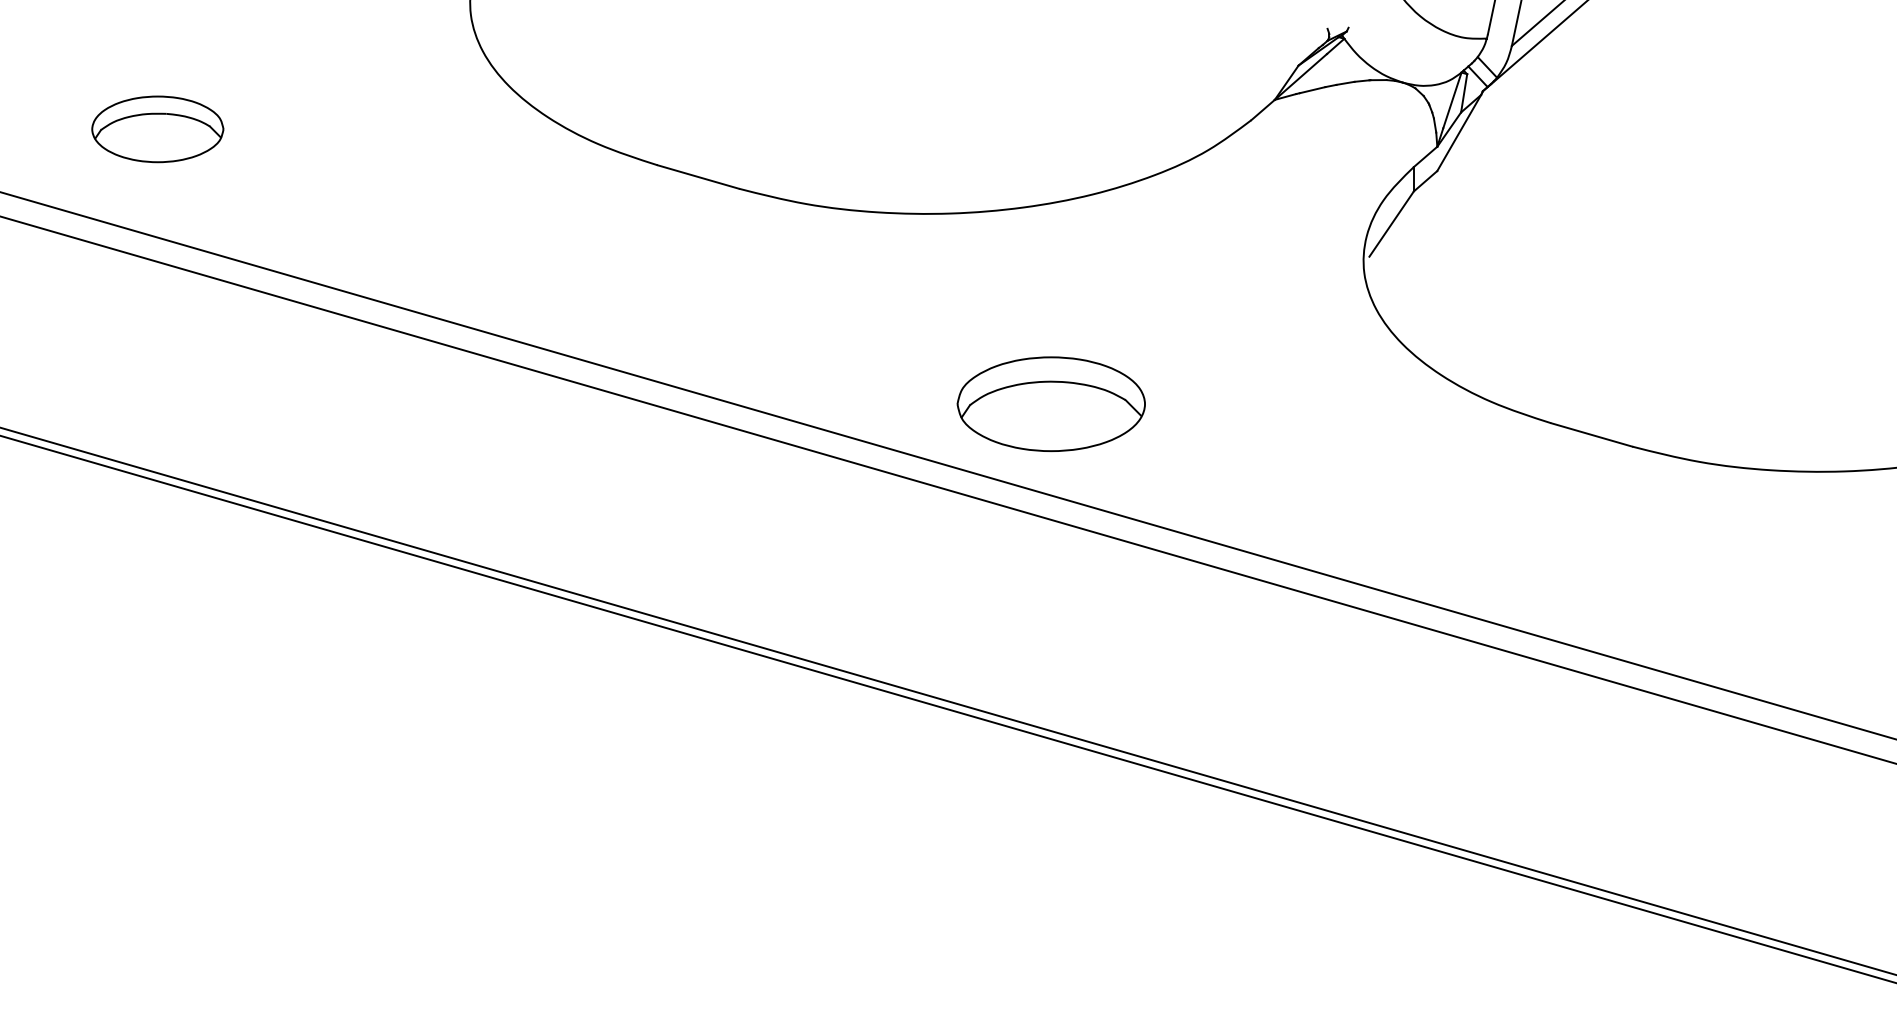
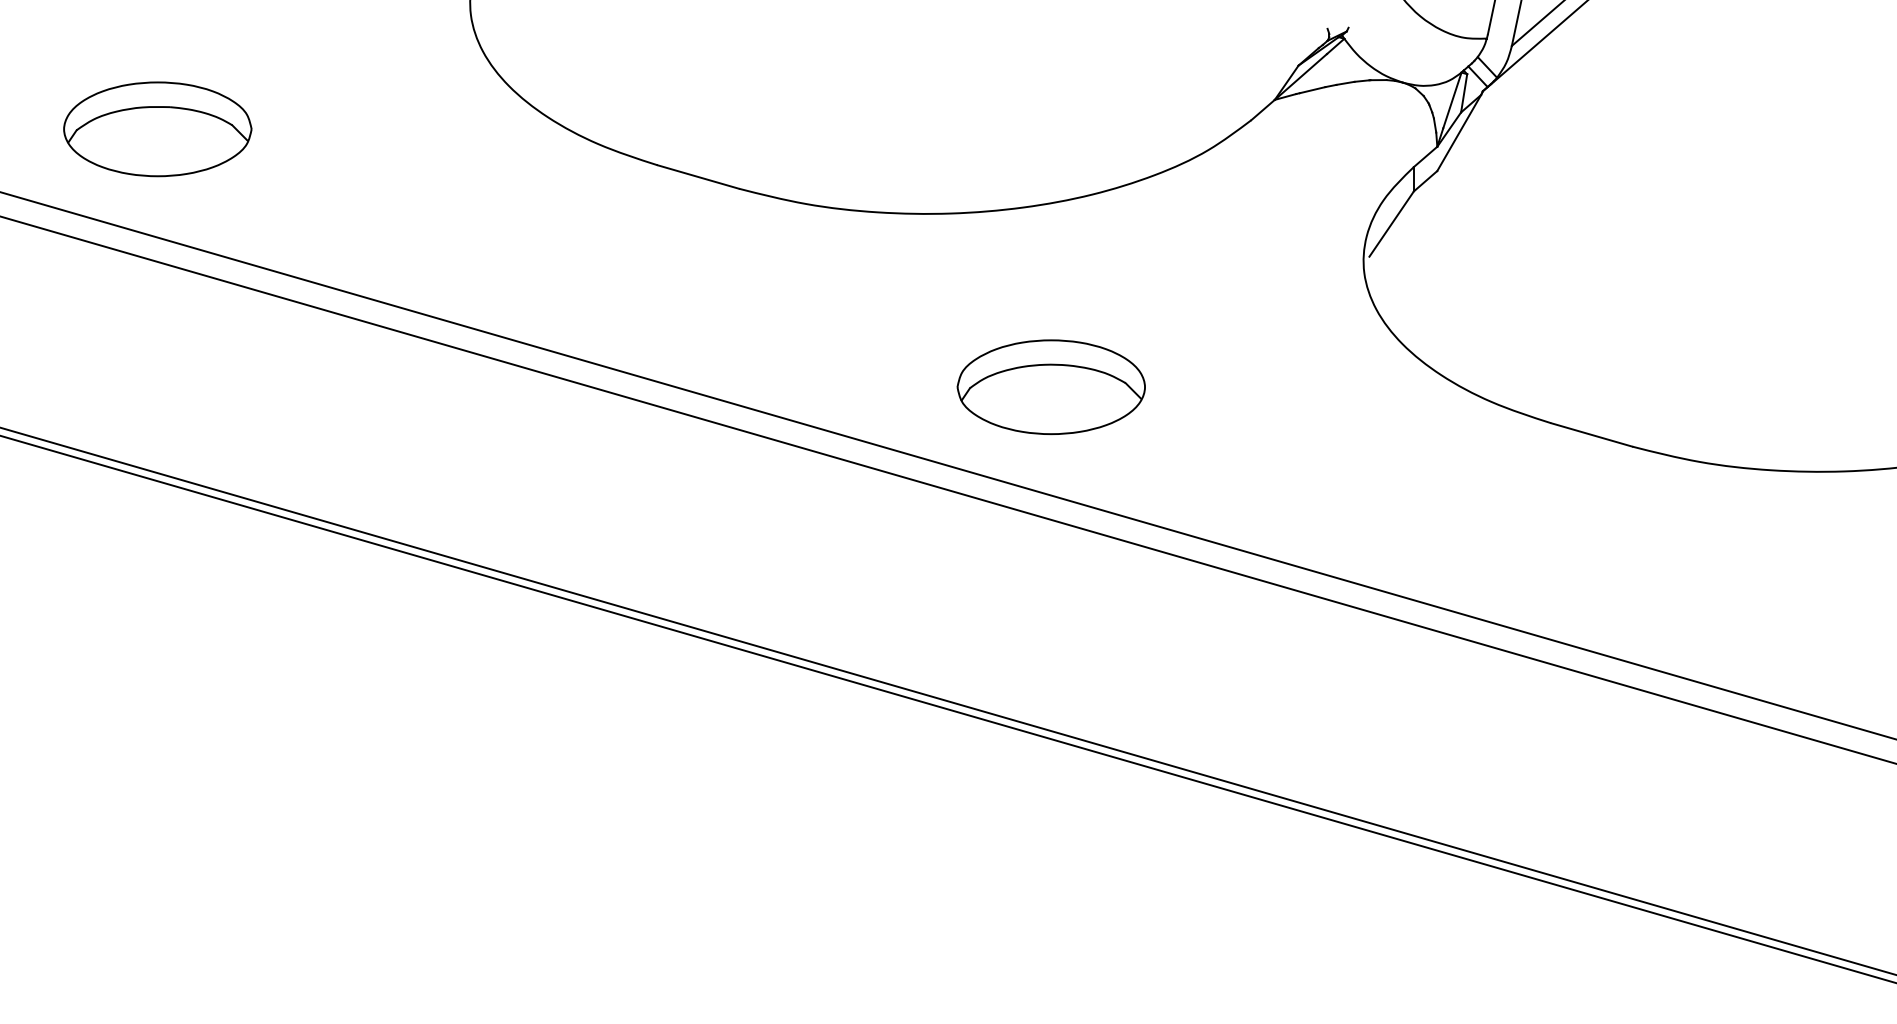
part size: 134x69 px -> 190x97 px (157, 129)
part position: (1050, 404) -> (1050, 387) (1050, 387)
